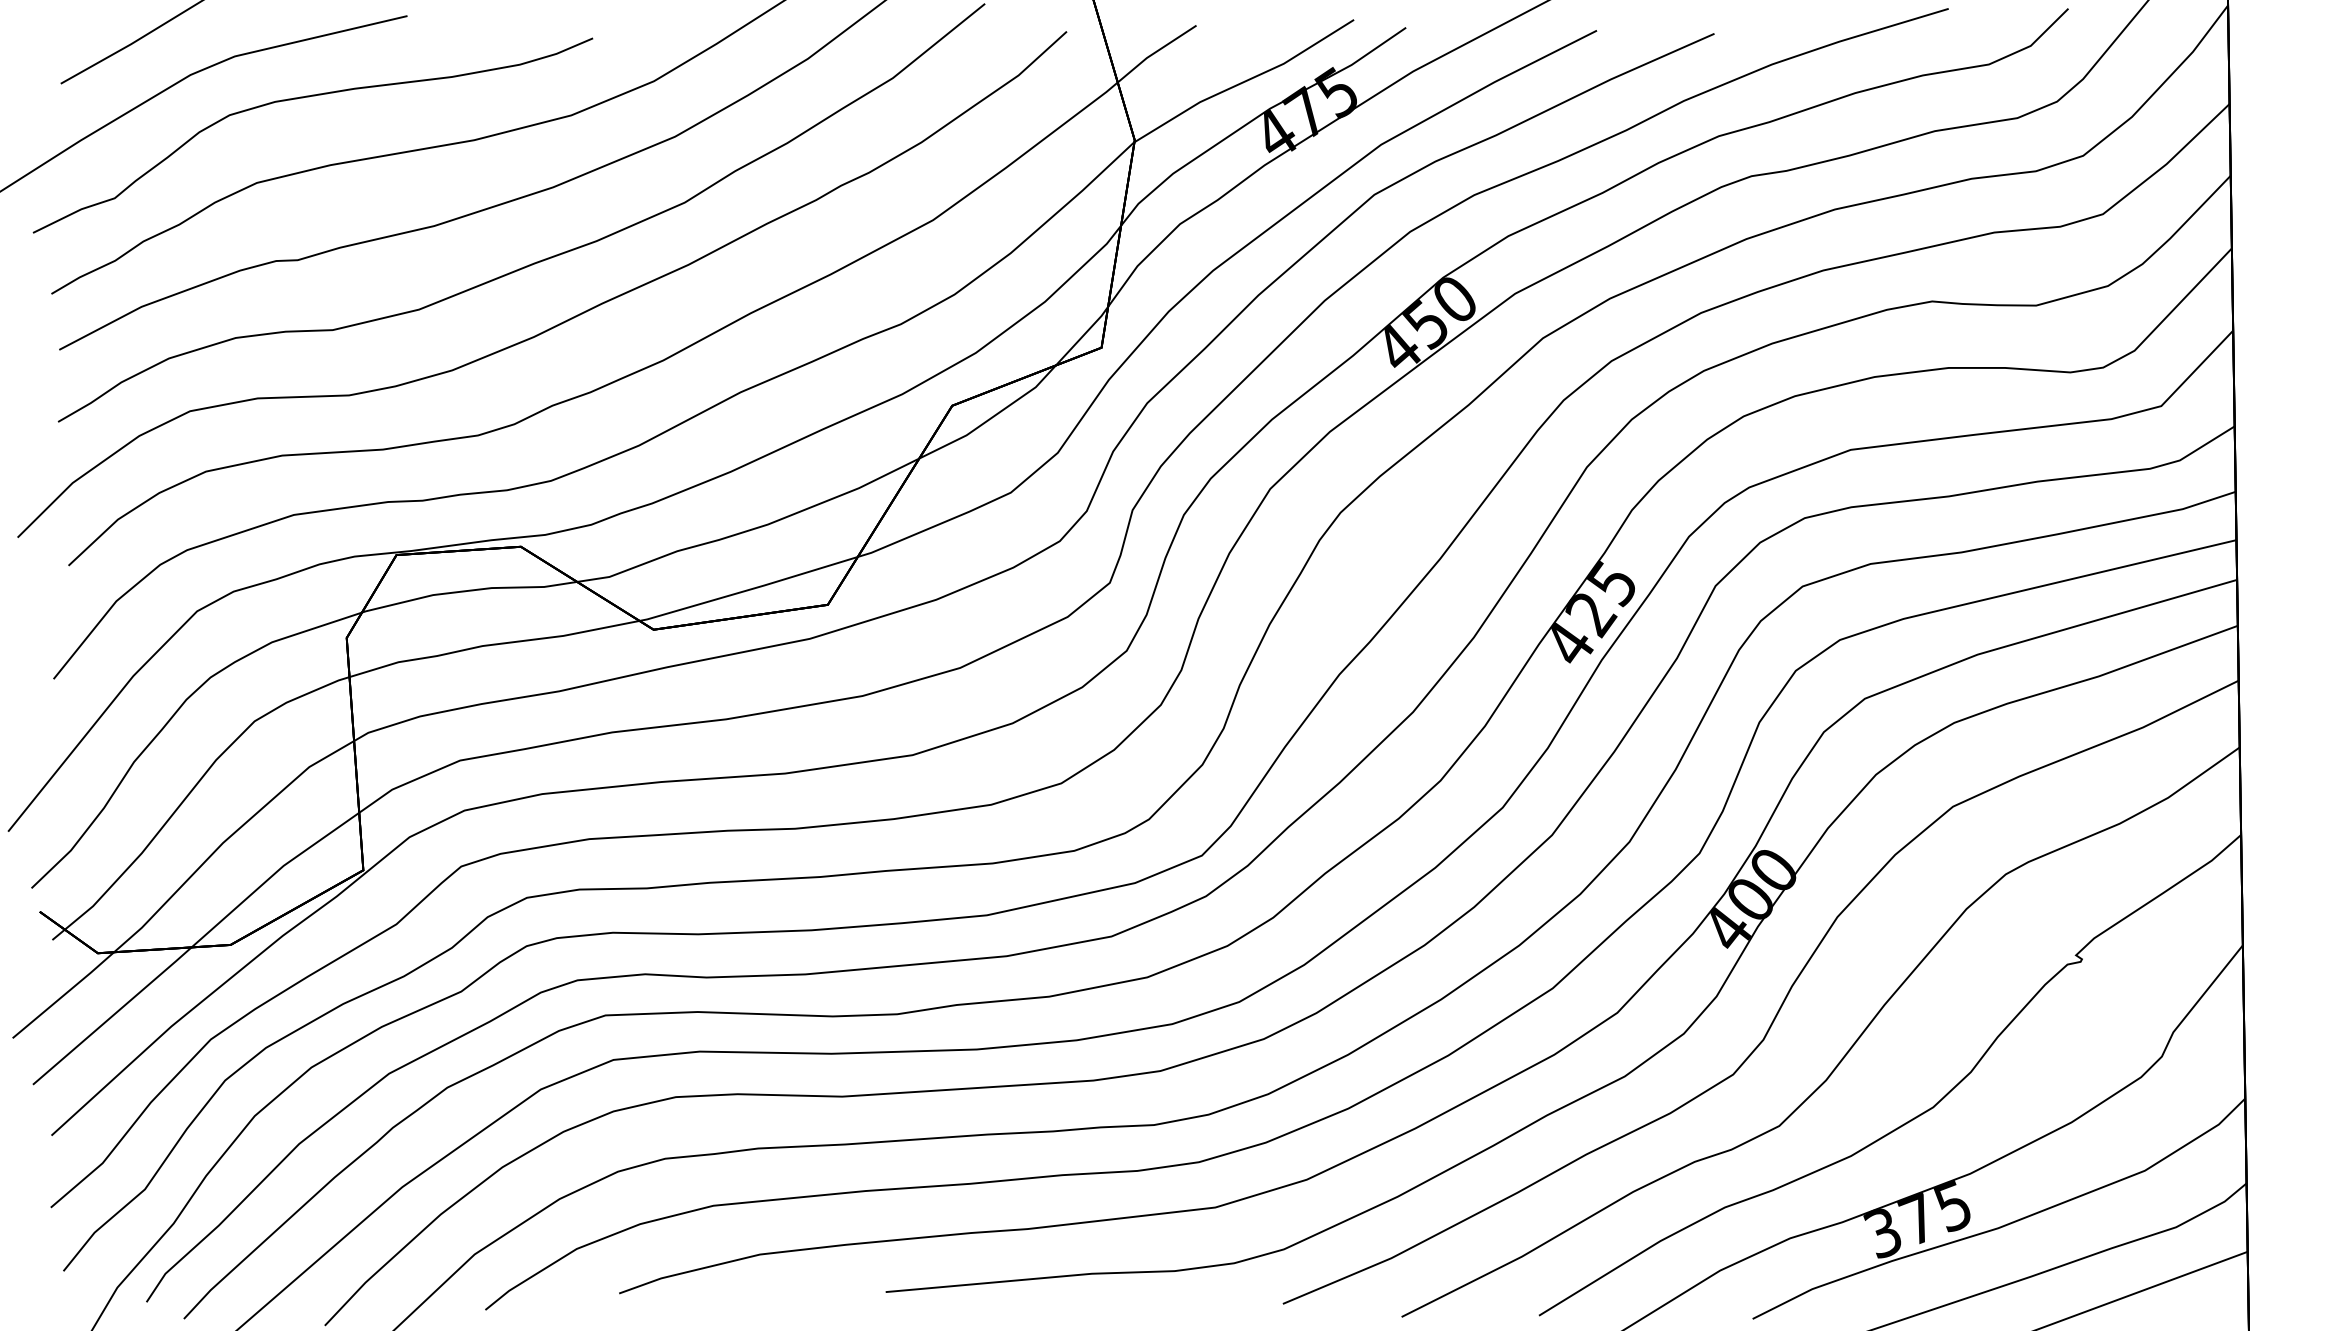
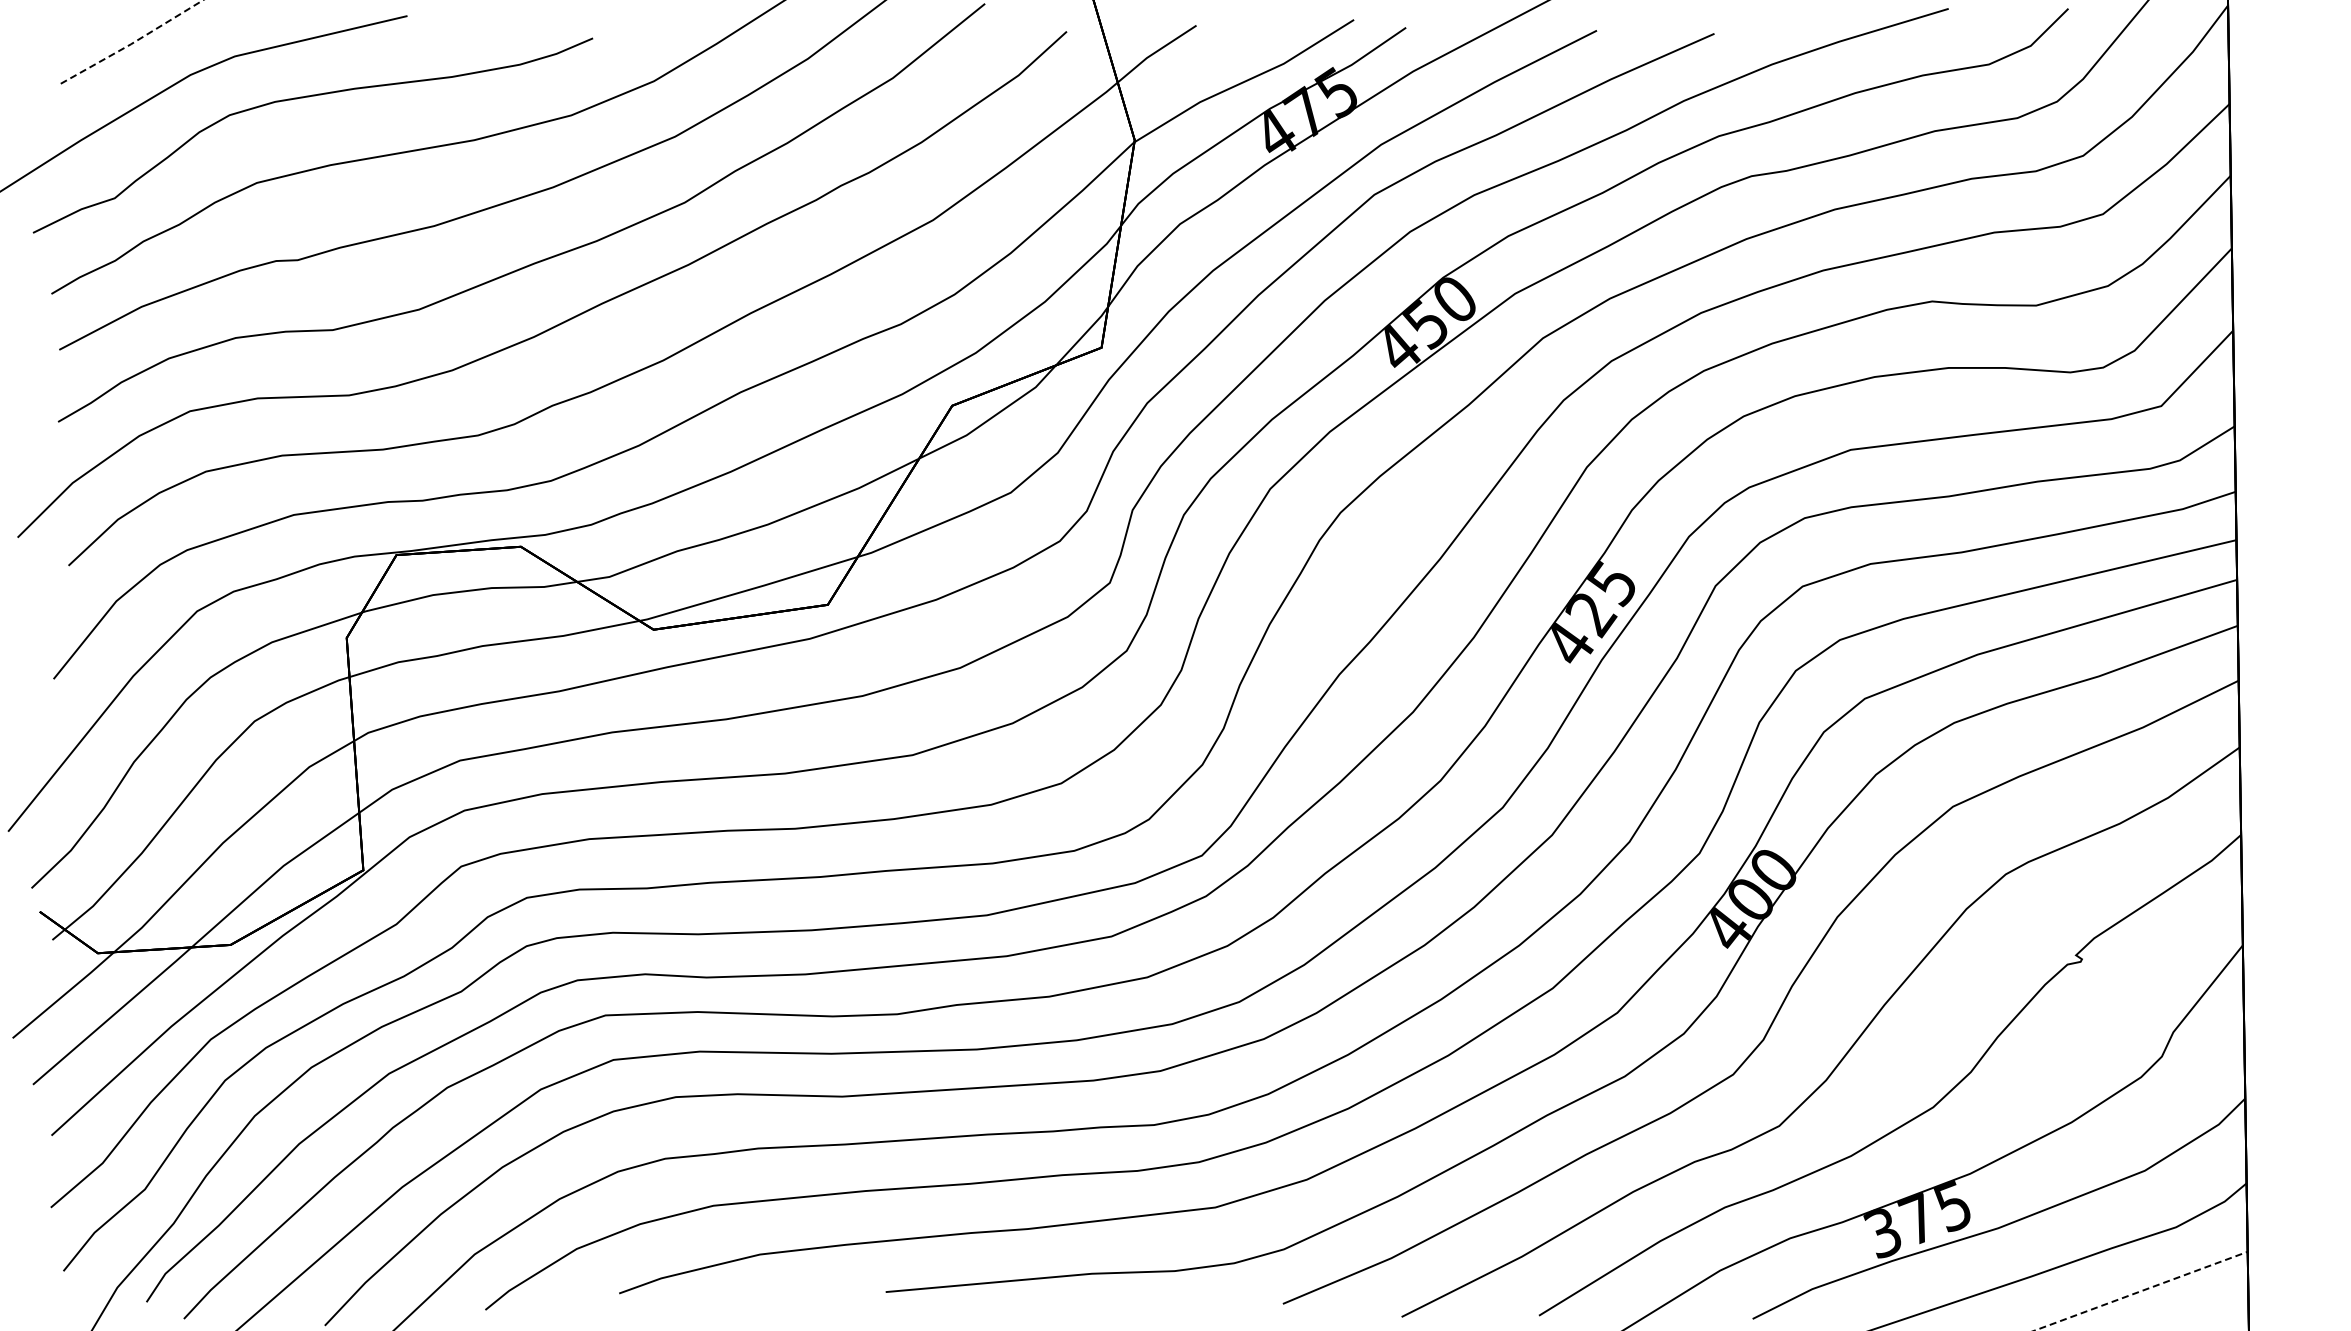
line: solid -> dashed (132, 43)
line: solid -> dashed (2141, 1291)
